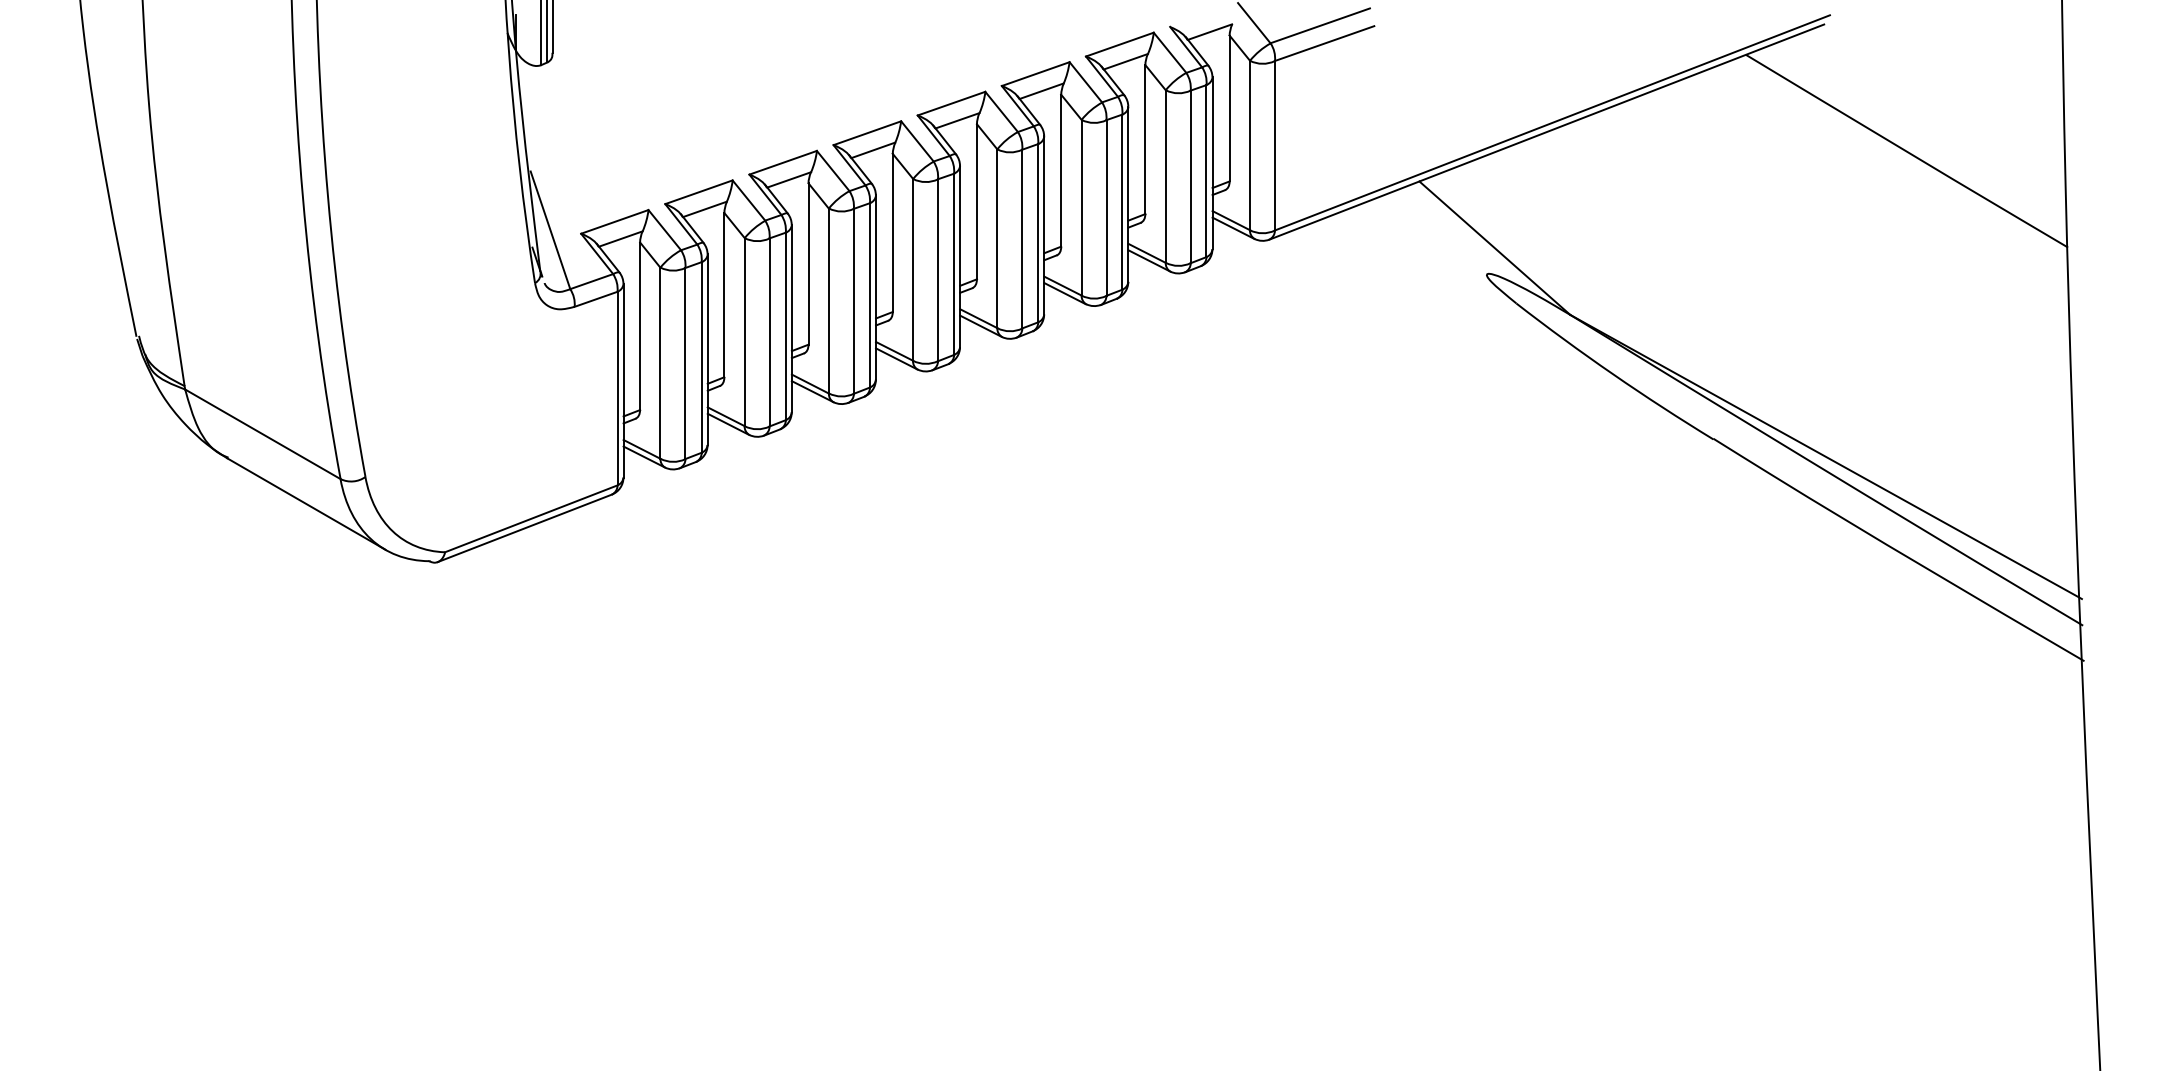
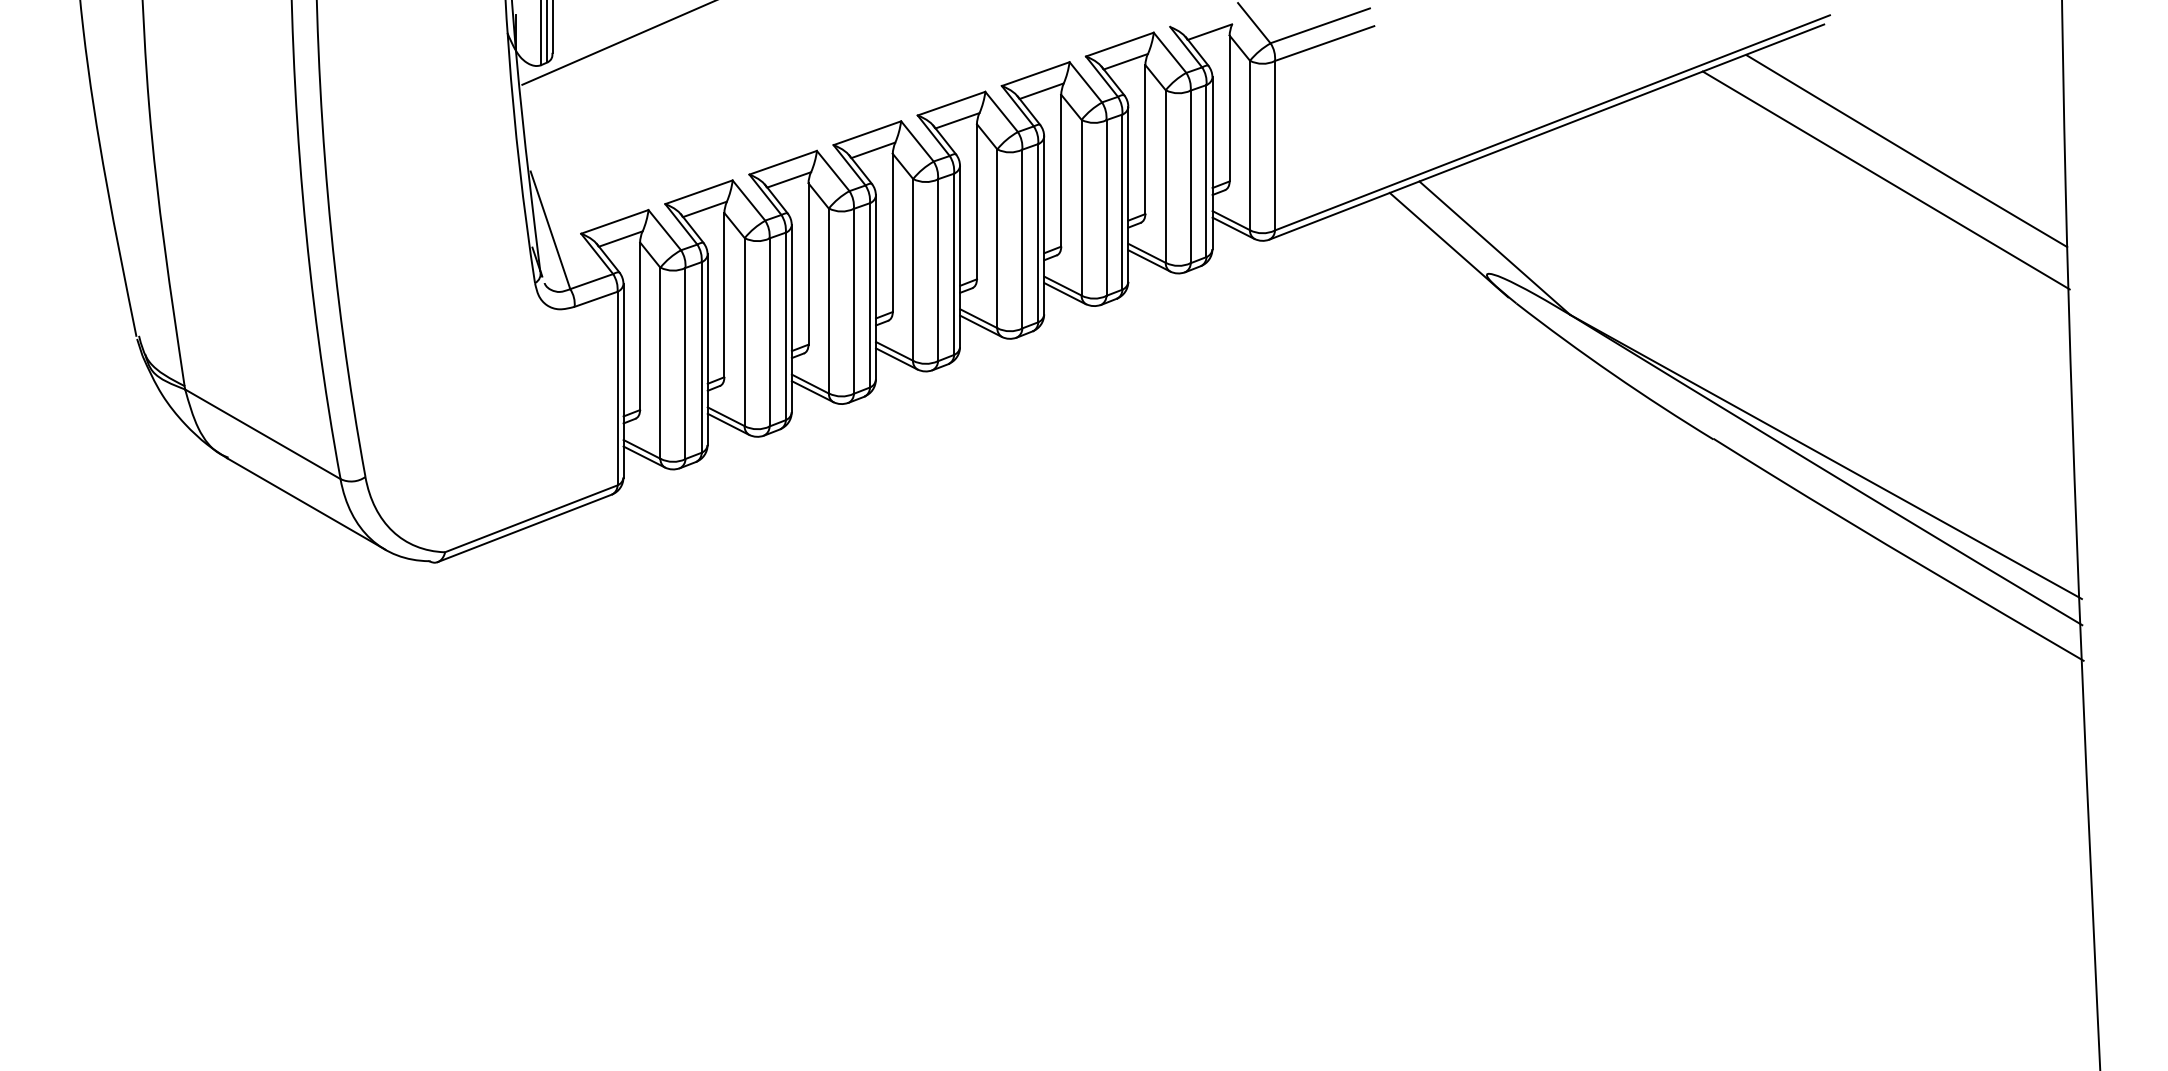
line: none -> present (617, 43)
line: none -> present (1885, 180)
line: none -> present (1448, 244)
